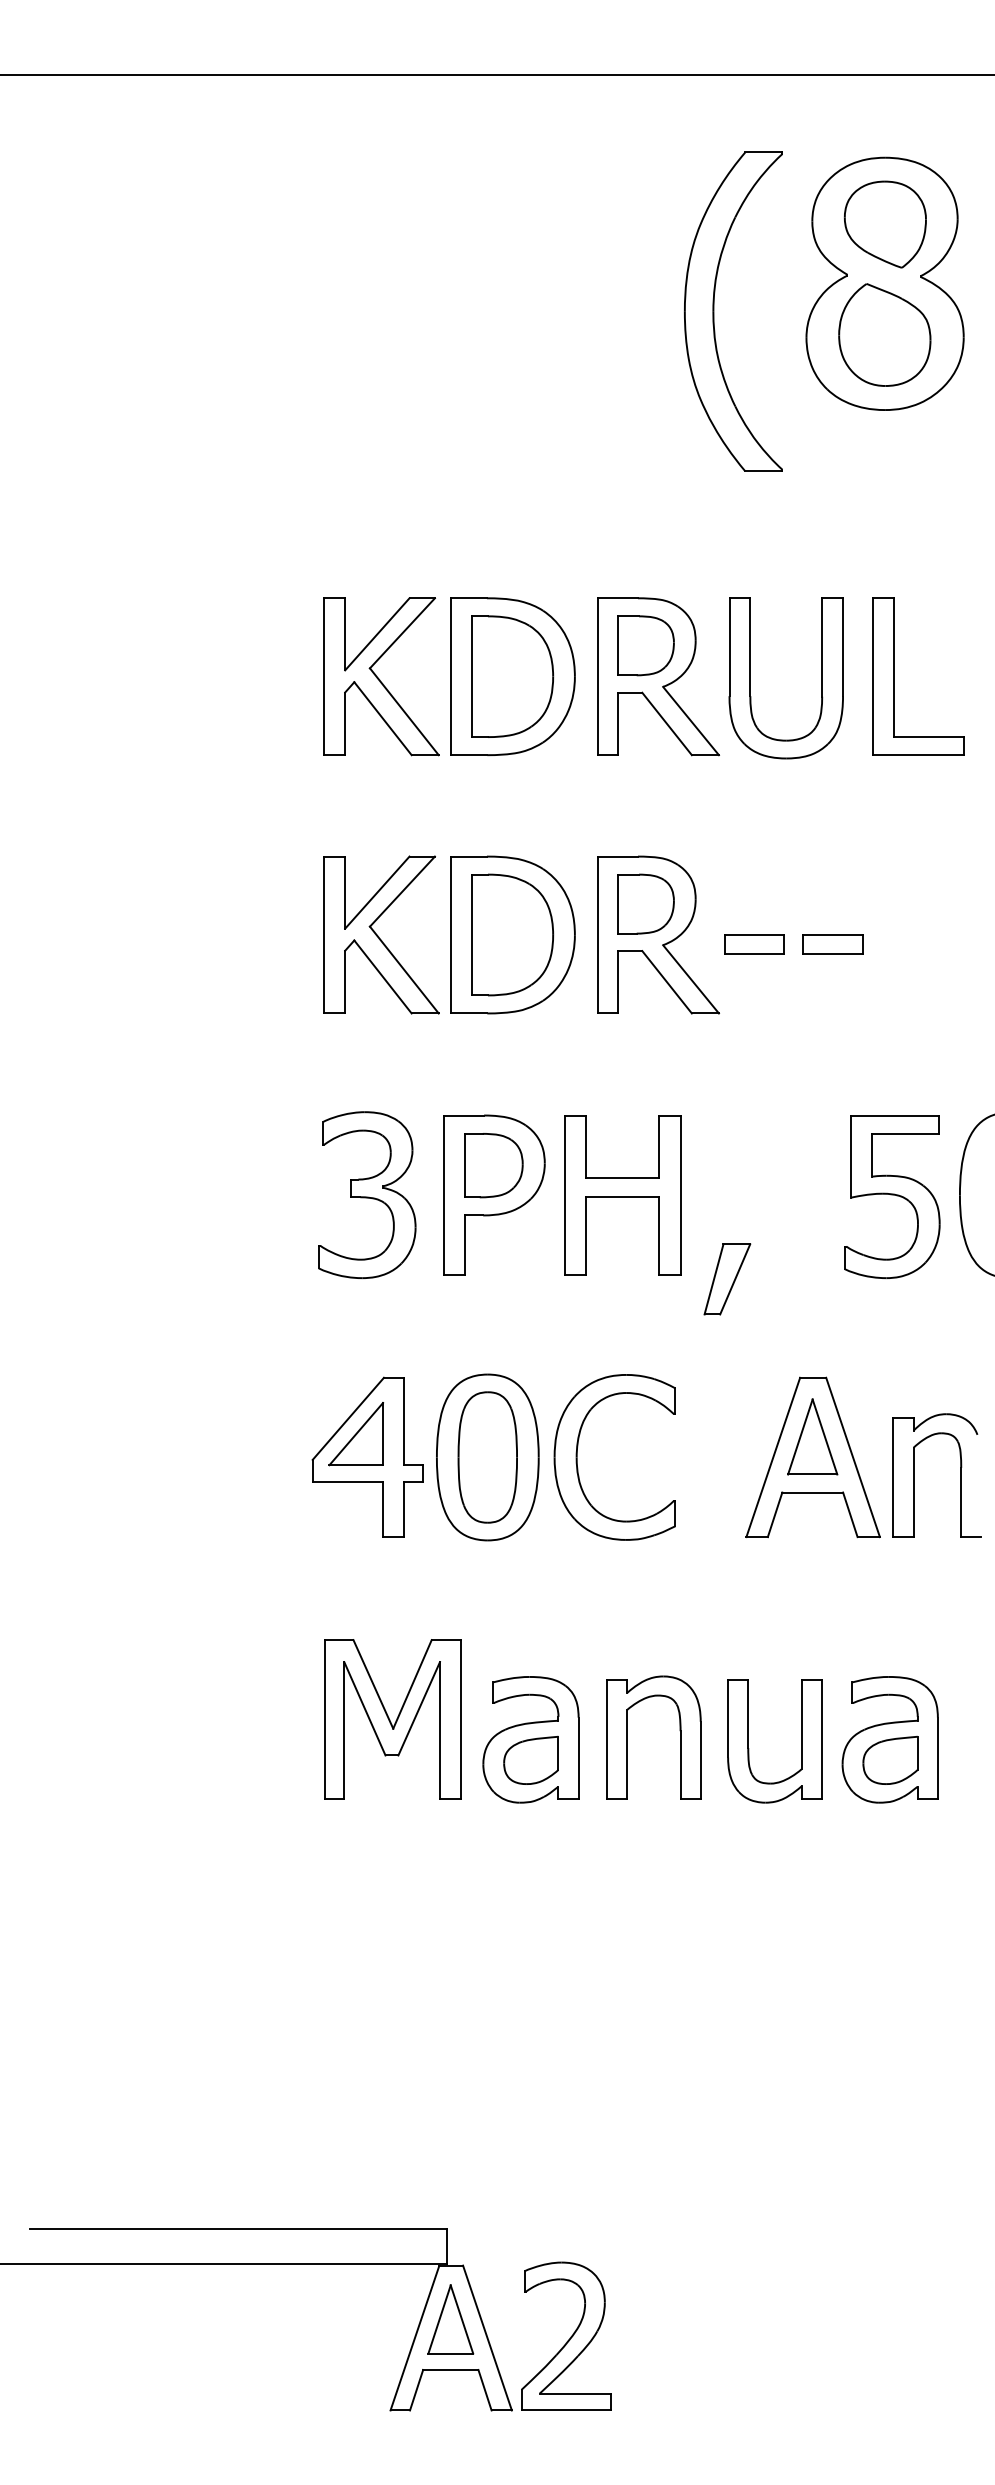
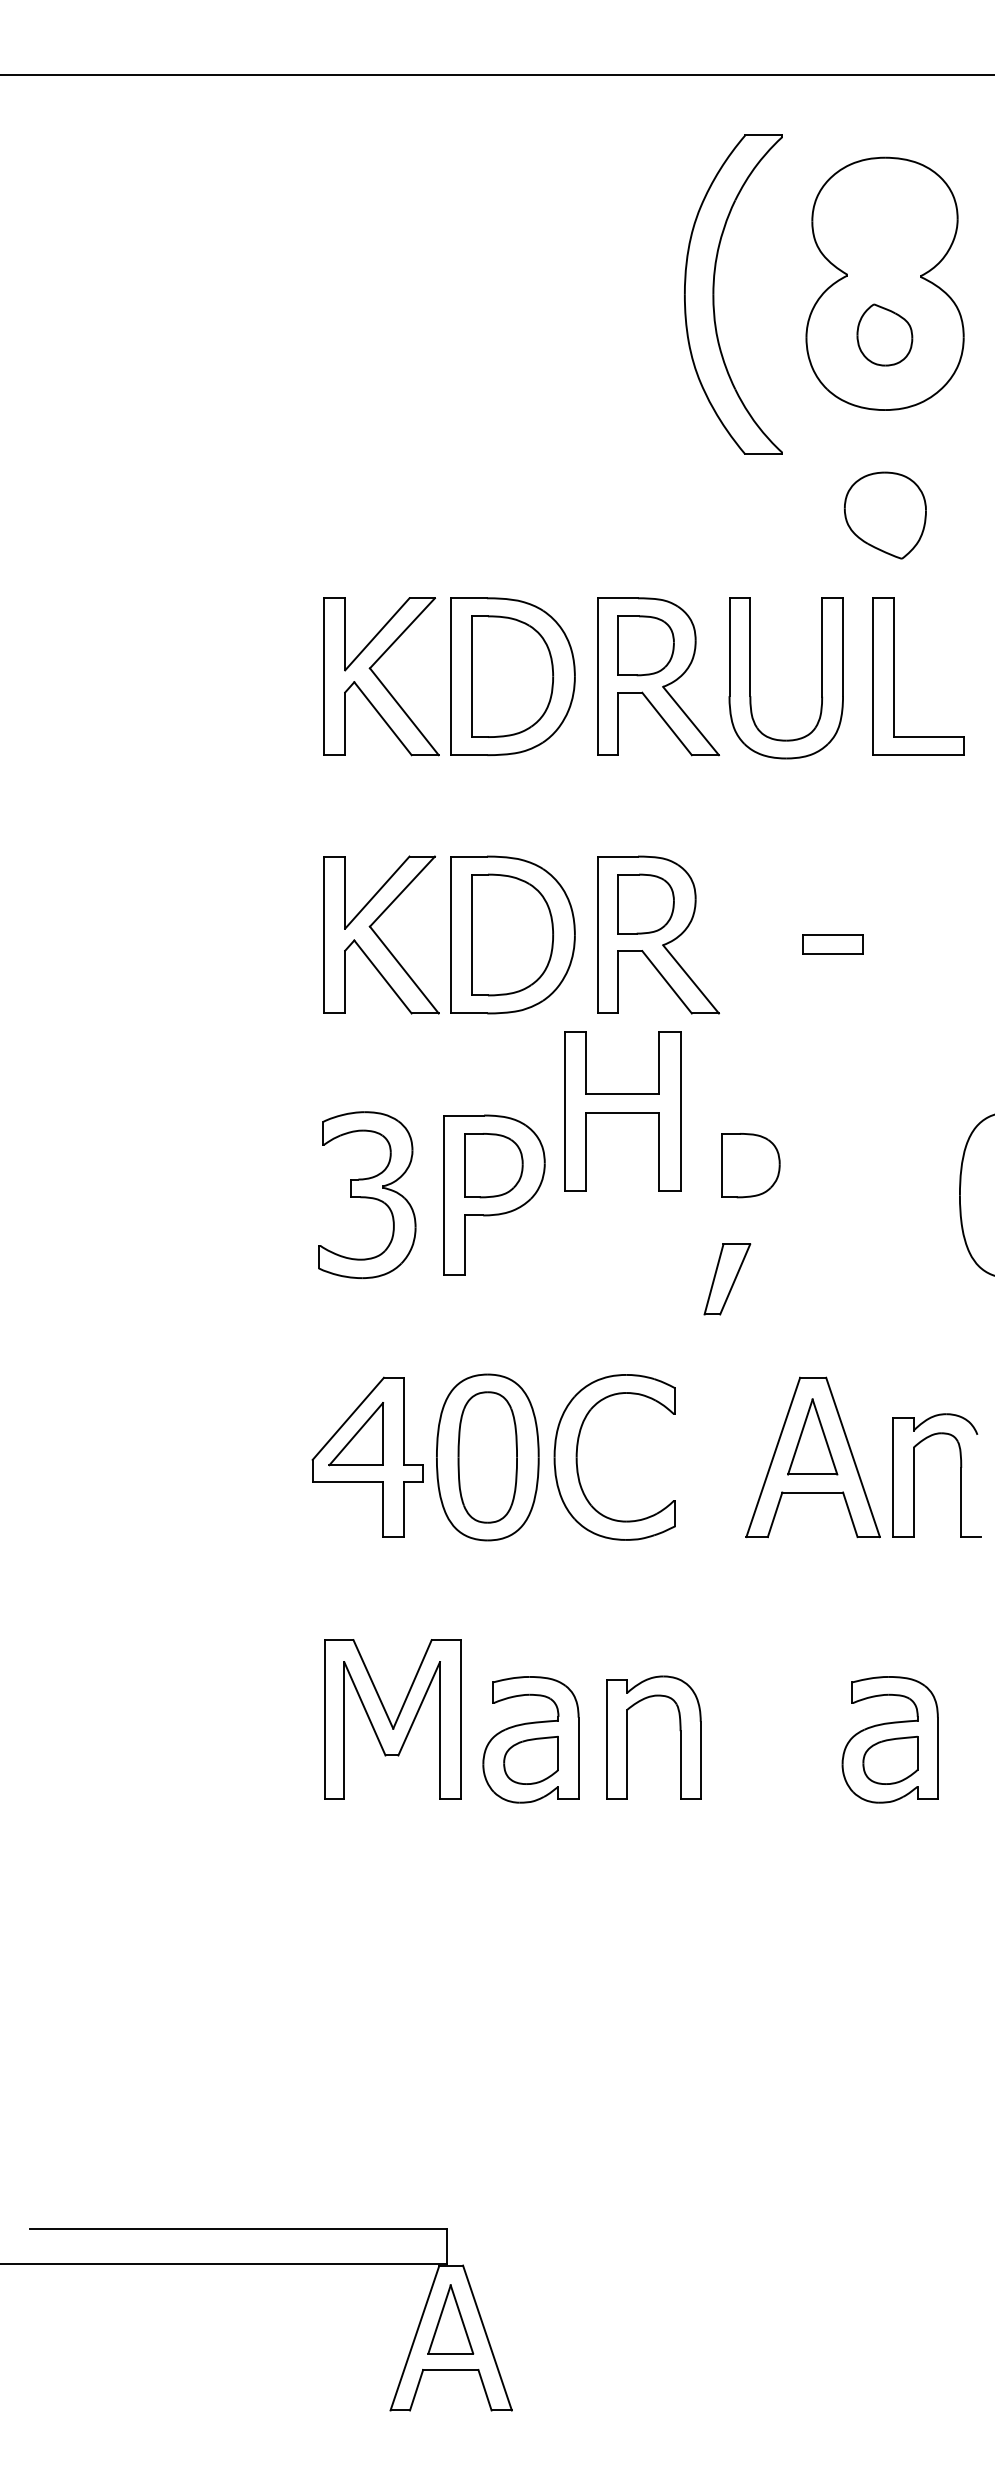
part position: (884, 224) -> (884, 515) (884, 515)
part position: (714, 311) -> (714, 294) (714, 294)
part size: 94x104 px -> 58x64 px (884, 334)
part: present -> none (754, 944)
part: none -> present (750, 1165)
part position: (622, 1195) -> (622, 1111) (622, 1111)
part: present -> none (892, 1196)
part: present -> none (749, 1748)
part: present -> none (566, 2335)
